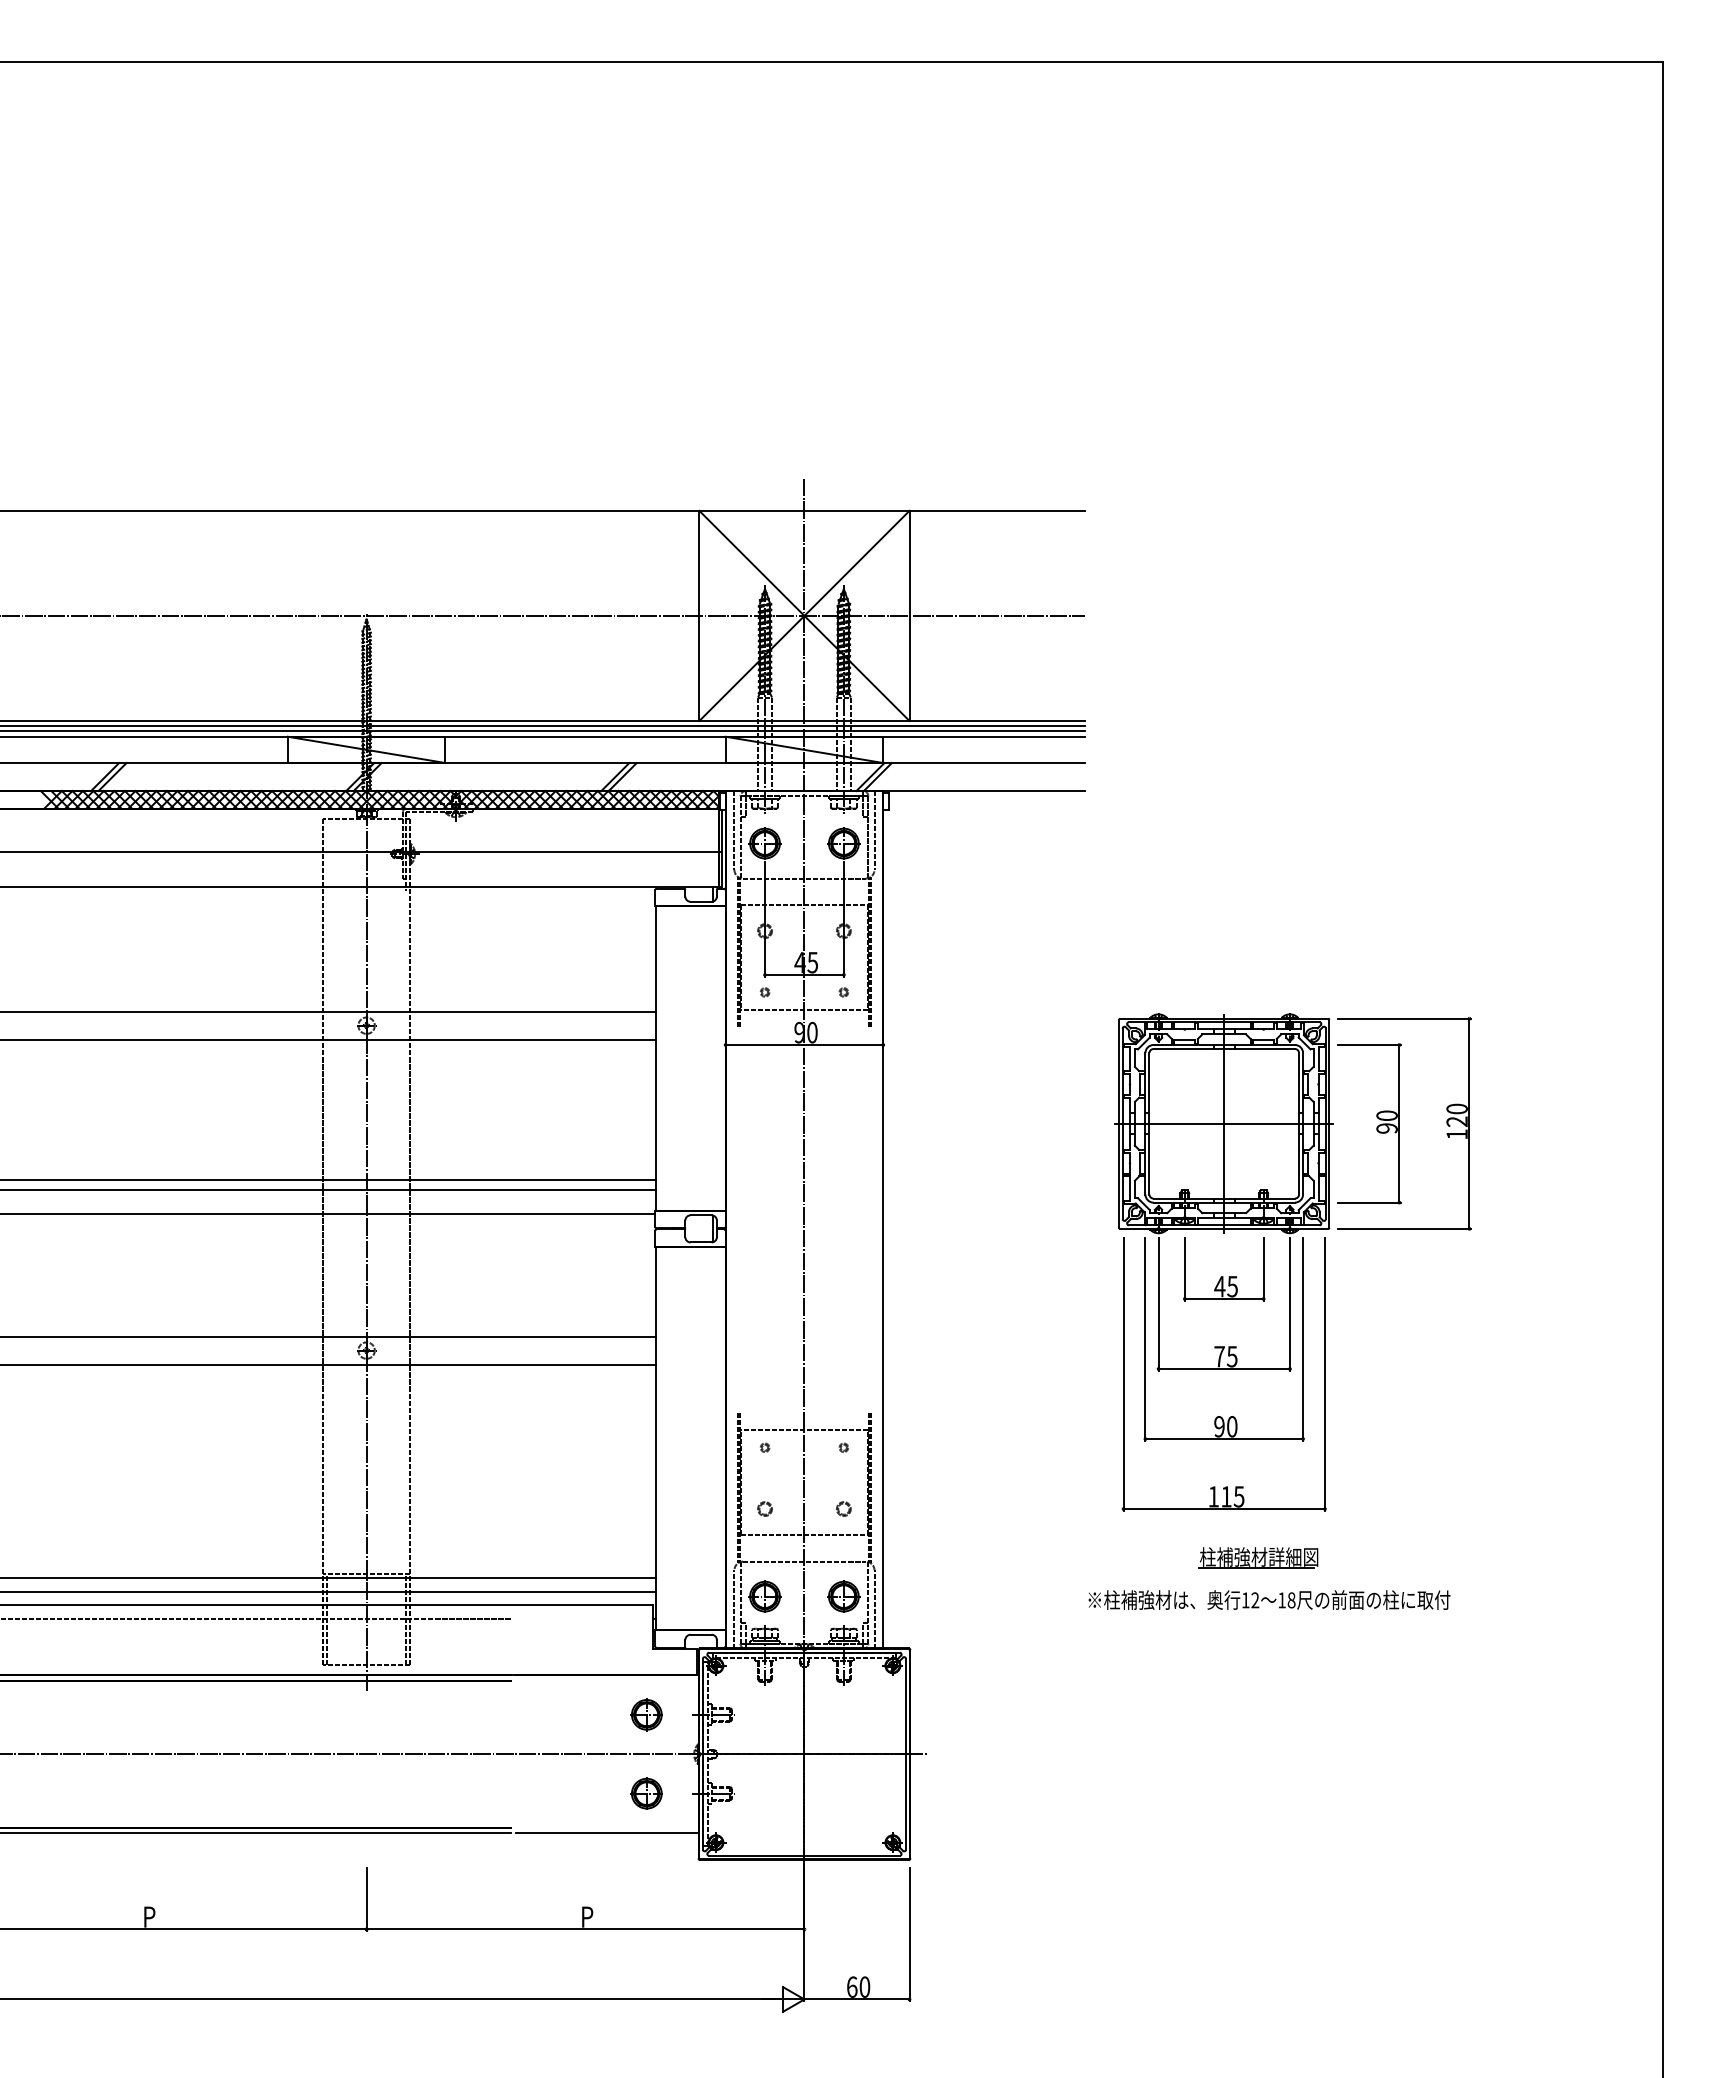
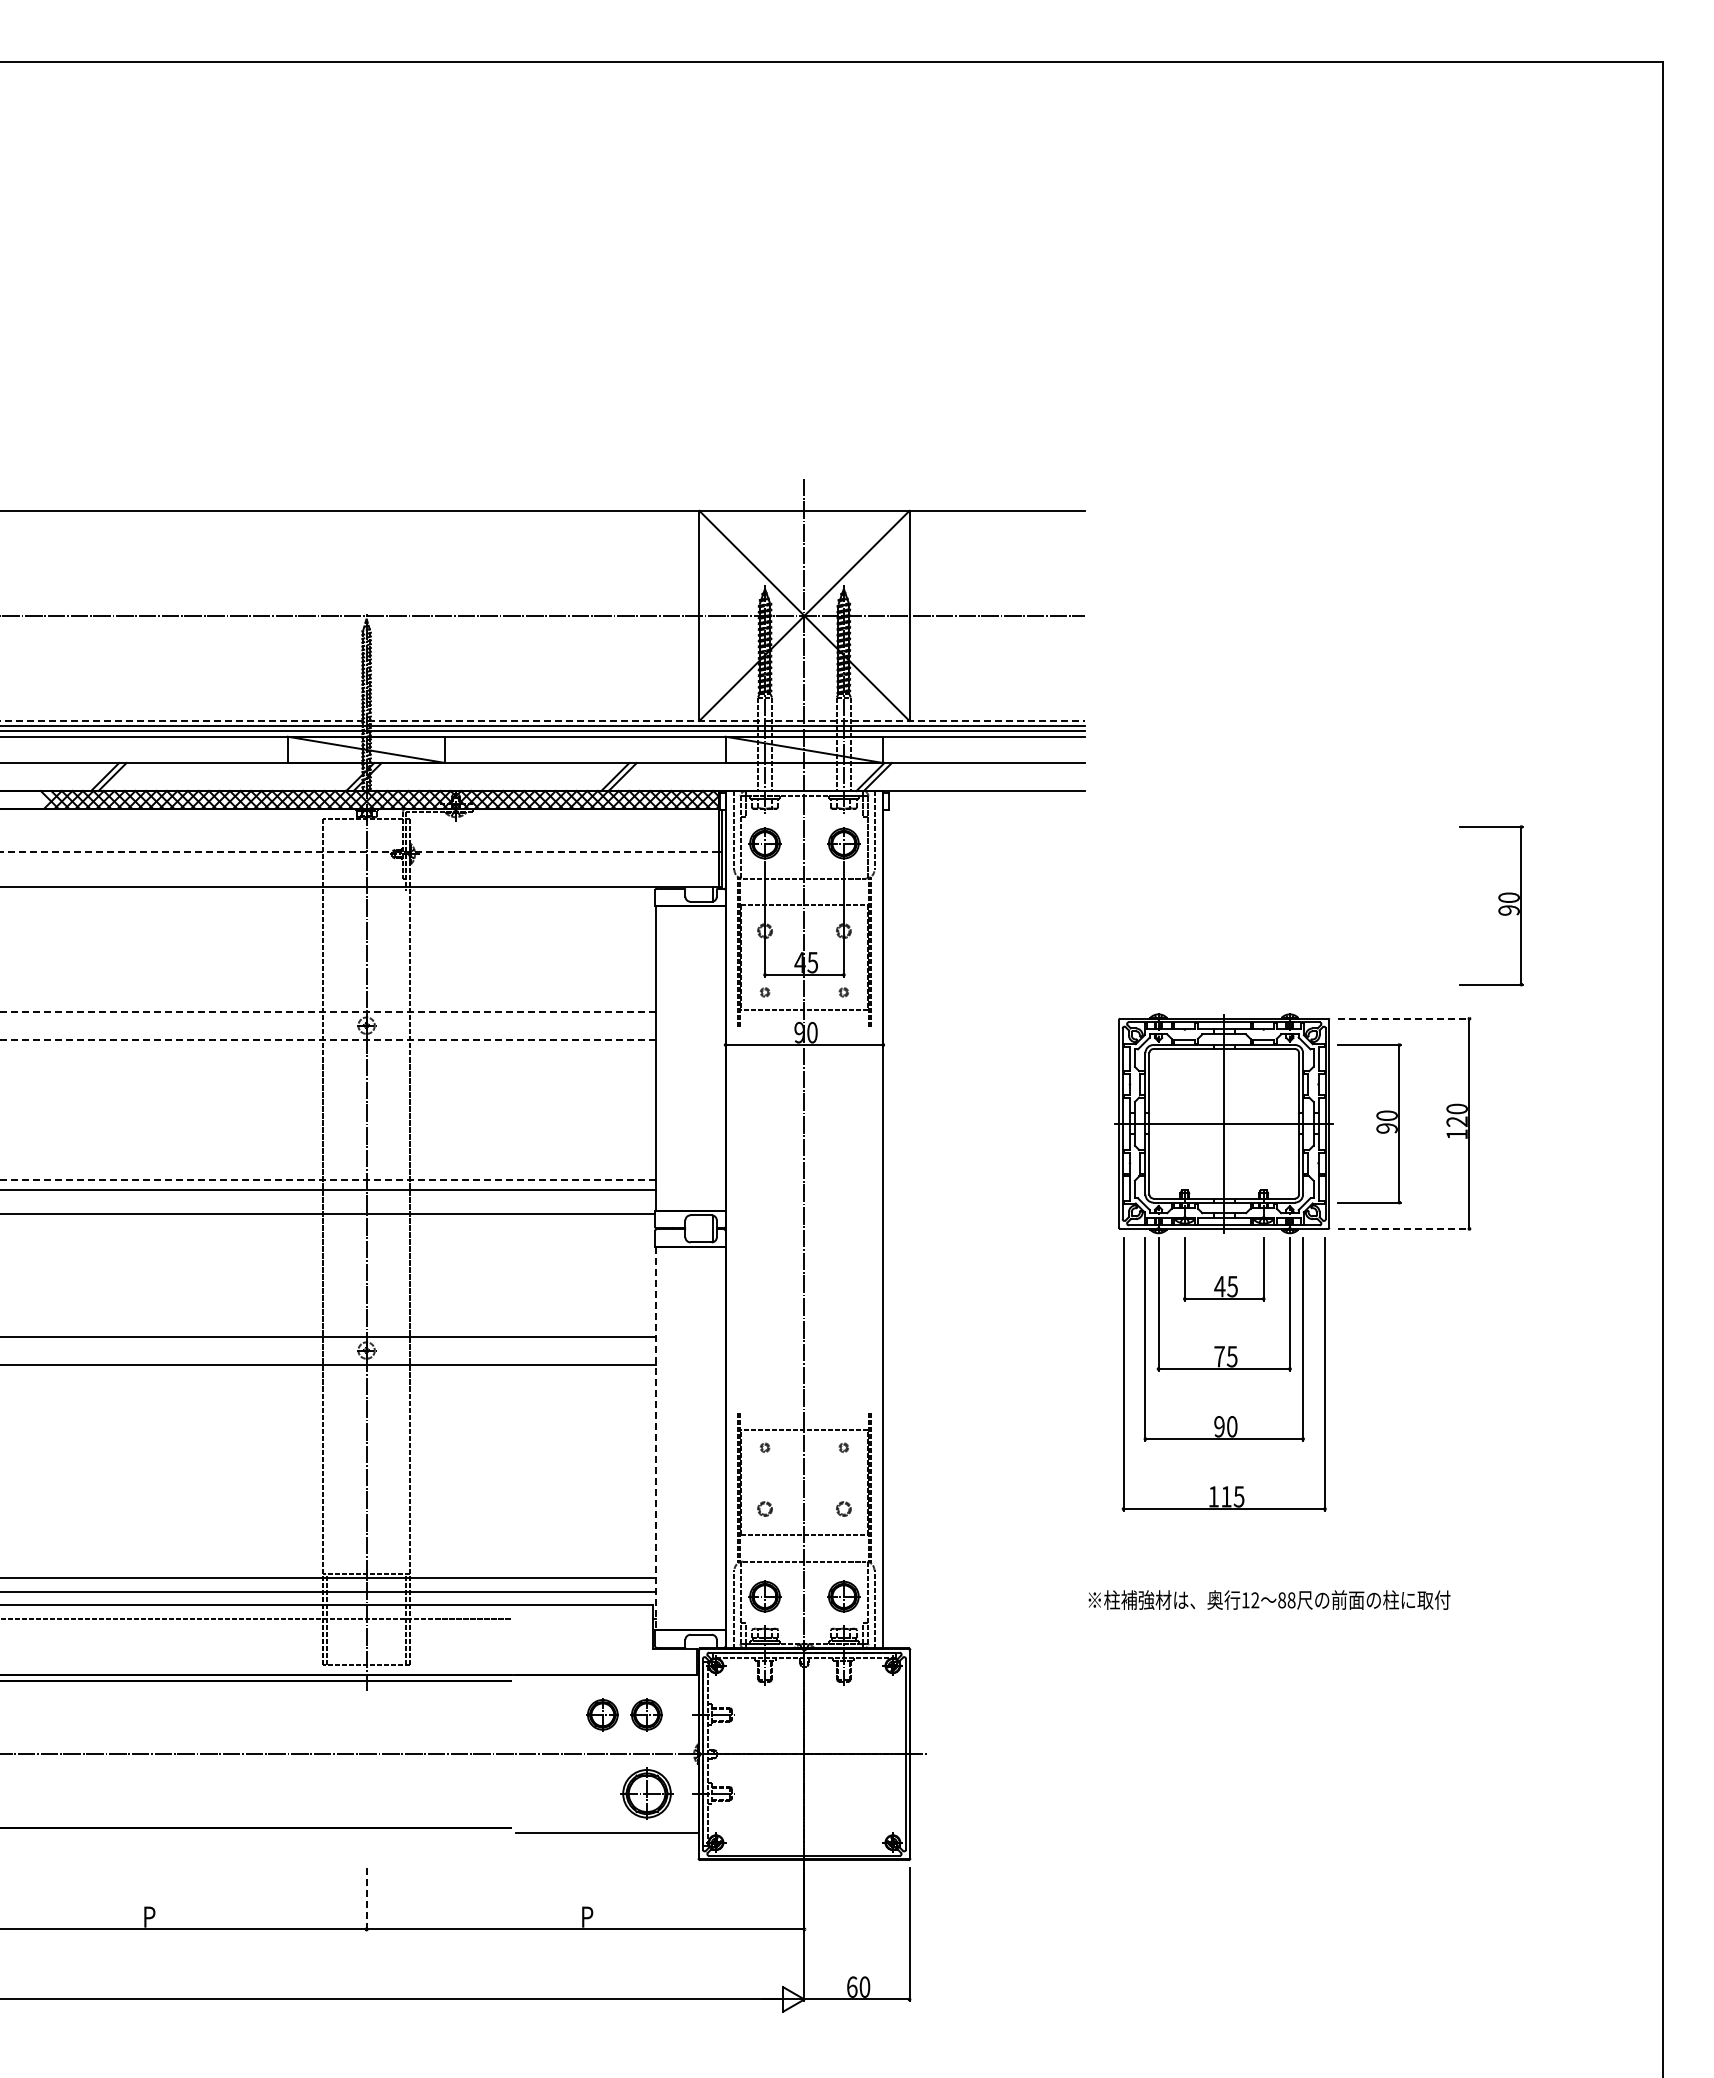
line: solid -> dashed (542, 720)
line: solid -> dashed (359, 852)
part: none -> present (1498, 909)
line: solid -> dashed (327, 1011)
line: solid -> dashed (1404, 1018)
line: solid -> dashed (327, 1039)
line: solid -> dashed (327, 1179)
line: solid -> dashed (1404, 1228)
line: solid -> dashed (655, 1438)
part: present -> none (1258, 1557)
text: 18 -> 88 (1282, 1600)
part: none -> present (602, 1714)
part size: 33x33 px -> 54x53 px (646, 1793)
line: present -> none (256, 1833)
line: solid -> dashed (366, 1899)
